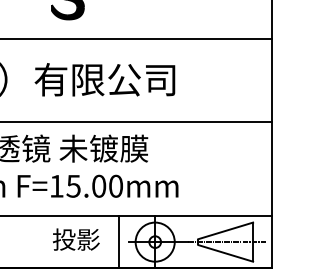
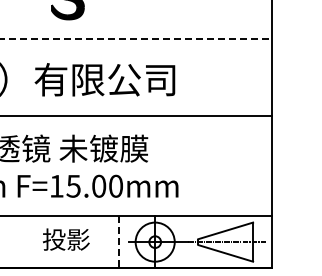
line: solid -> dashed (136, 38)
line position: (137, 122) -> (137, 116) (137, 116)
text position: (76, 239) -> (66, 239) (66, 239)
line: solid -> dashed (118, 242)
